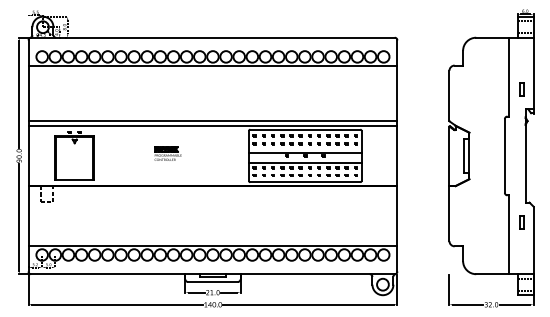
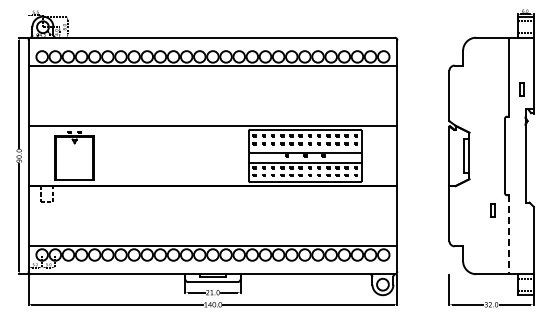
line: present -> none (212, 120)
part: present -> none (167, 153)
part position: (521, 222) -> (492, 210) (492, 210)
line: solid -> dashed (508, 235)
